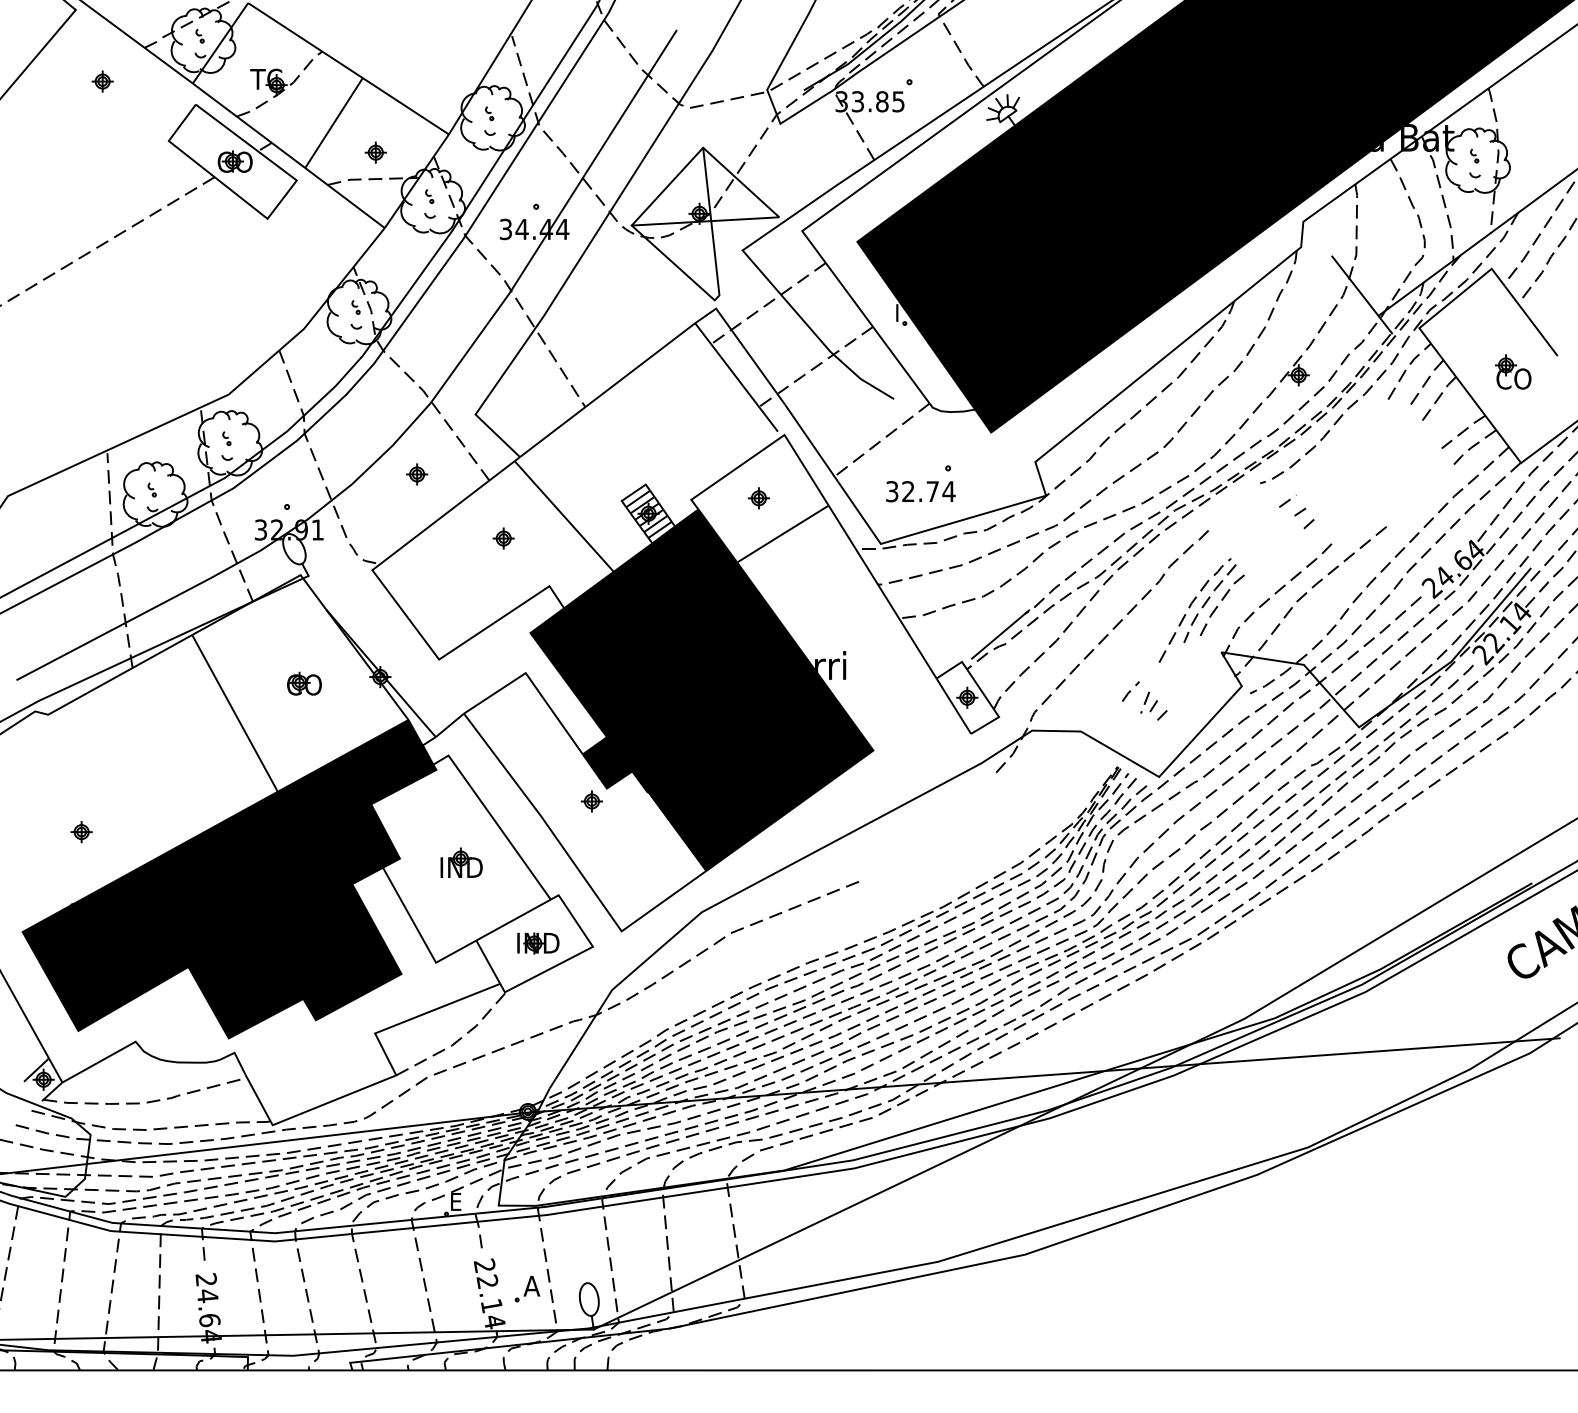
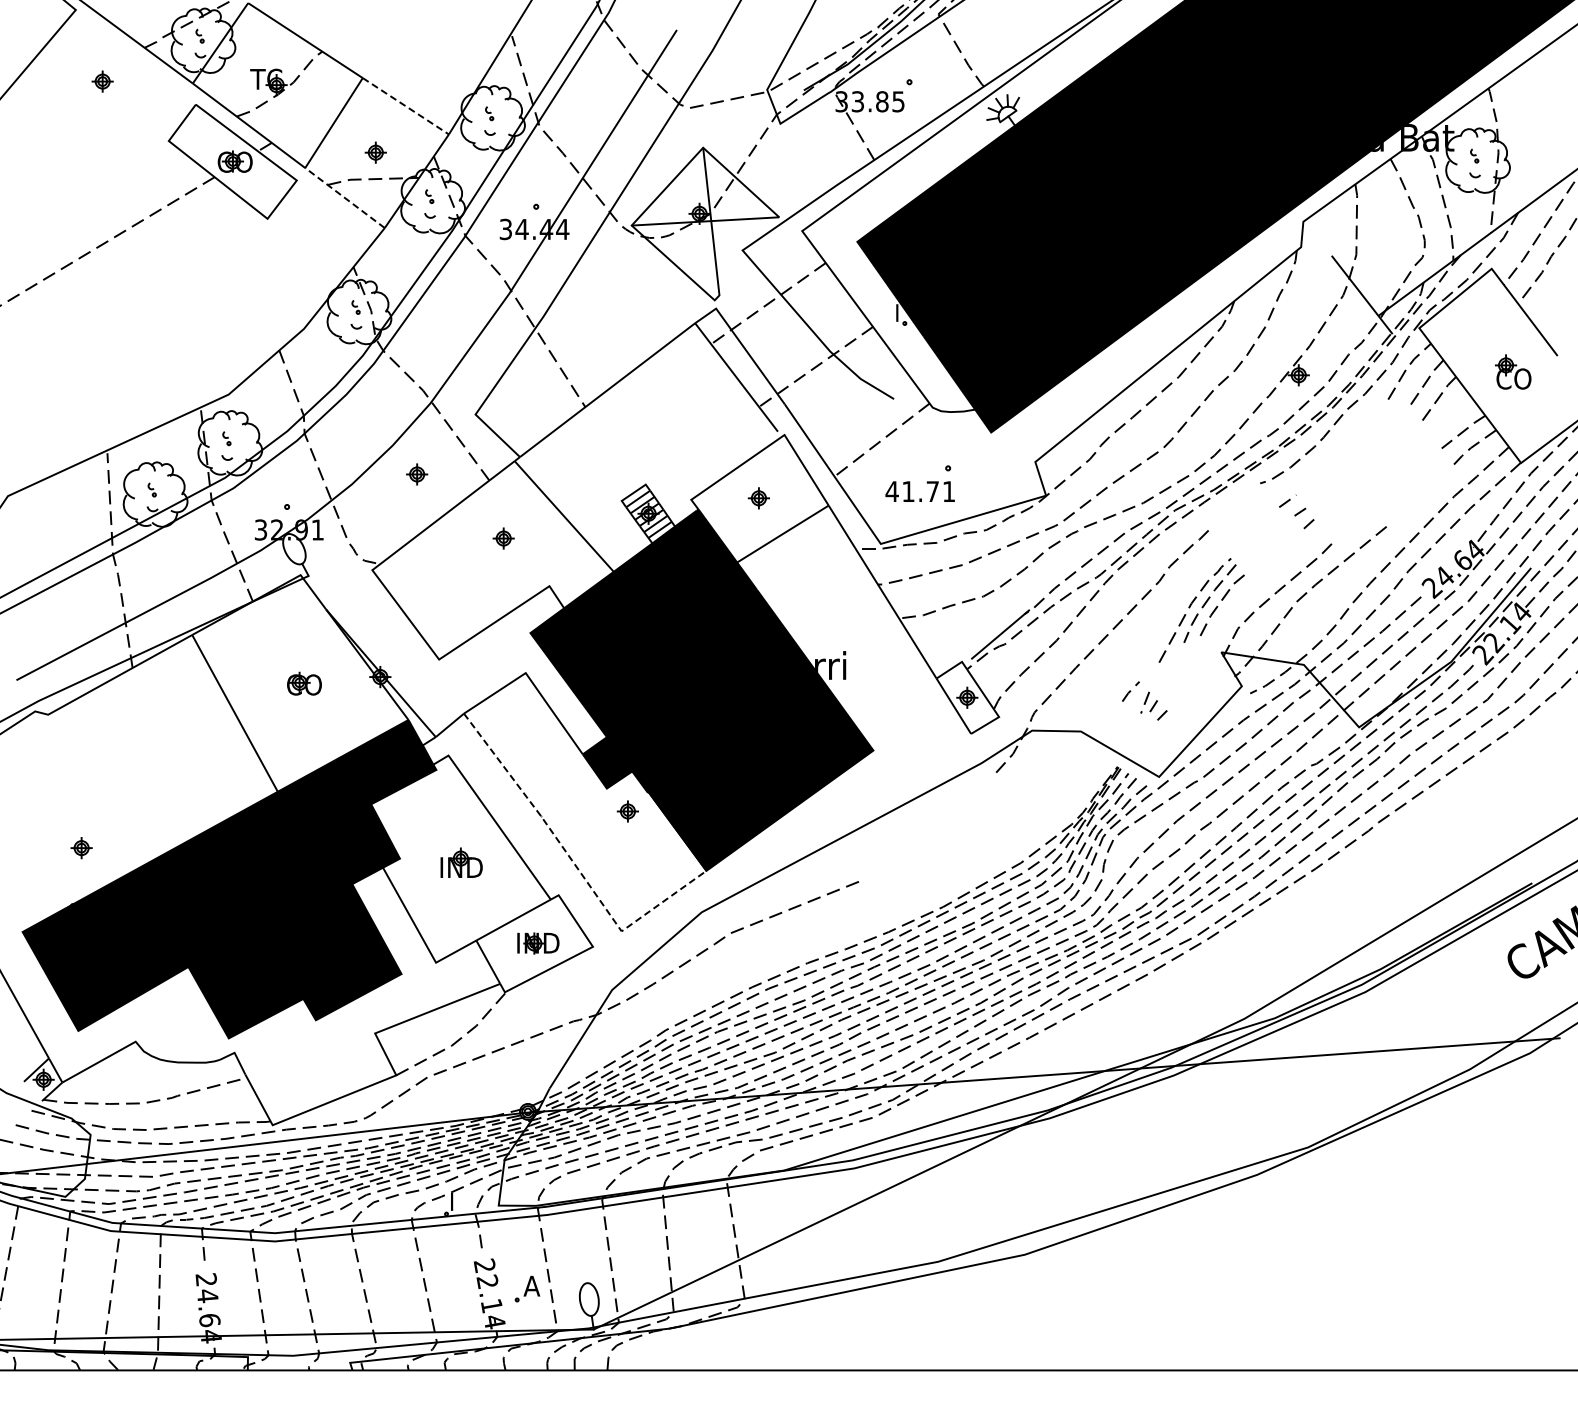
line: solid -> dashed (406, 106)
line: solid -> dashed (345, 198)
text: 32.74 -> 41.71 (920, 491)
part position: (591, 801) -> (627, 811) (627, 811)
part position: (81, 832) -> (81, 848) (81, 848)
line: solid -> dashed (574, 864)
text: E -> I (457, 1201)
